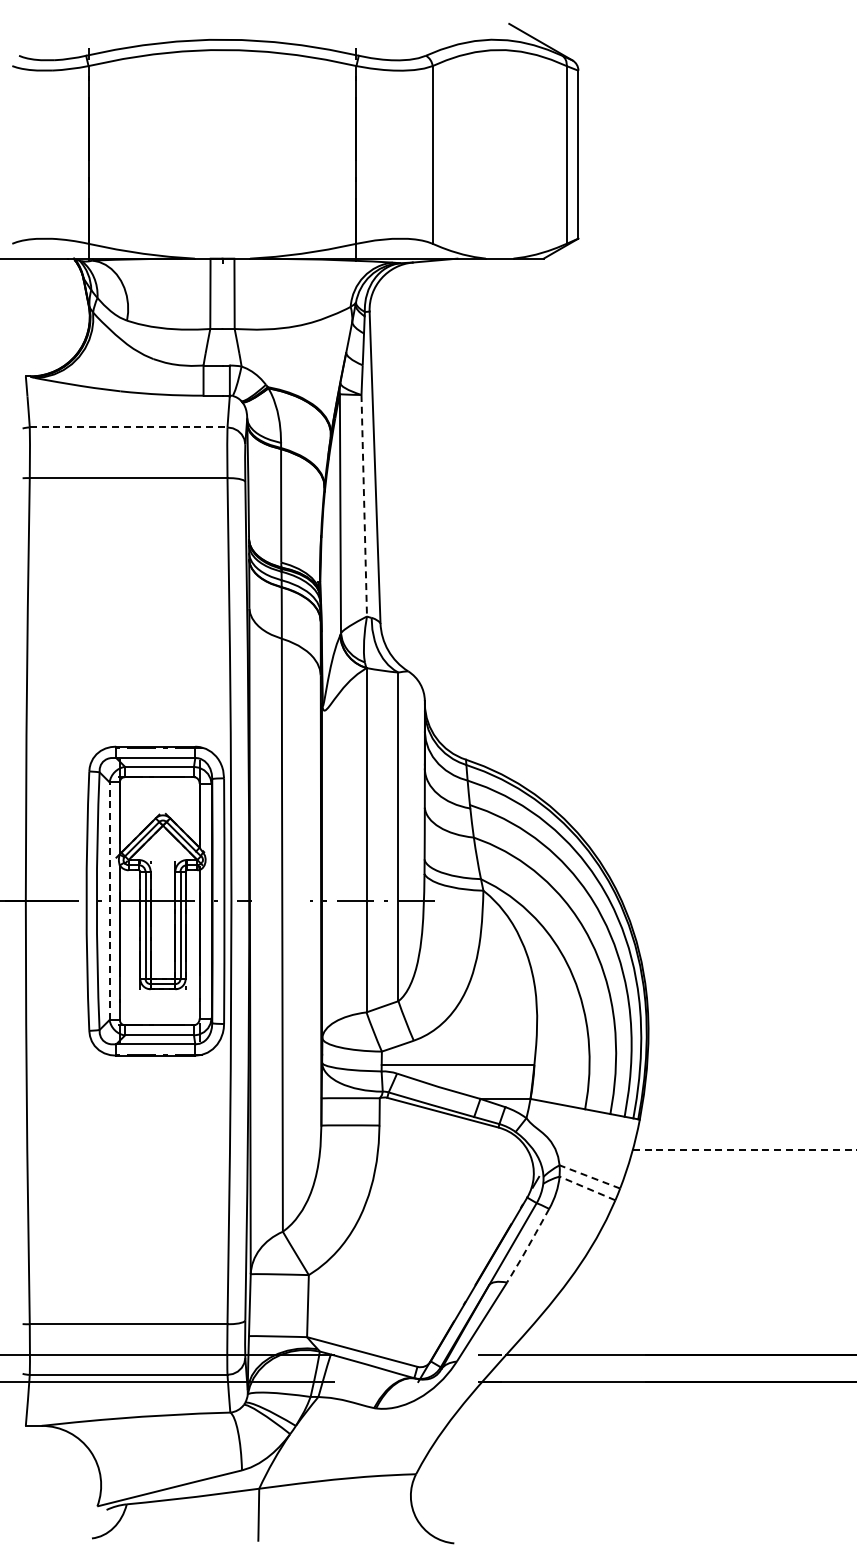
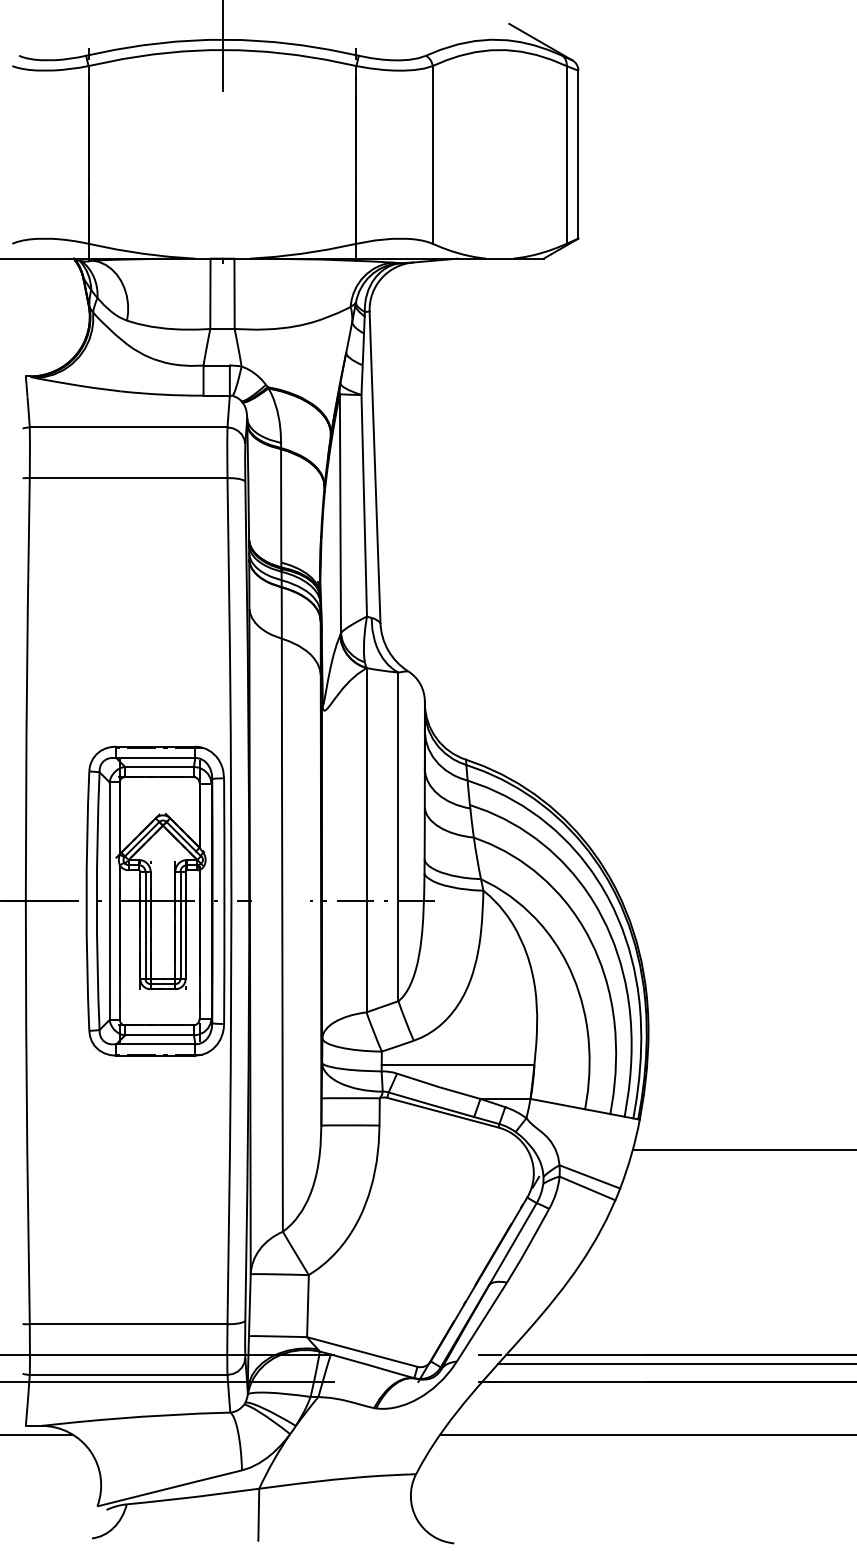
line: none -> present (222, 47)
line: dashed -> solid (128, 427)
line: dashed -> solid (364, 505)
line: dashed -> solid (109, 901)
line: dashed -> solid (744, 1149)
line: dashed -> solid (589, 1176)
line: dashed -> solid (587, 1188)
line: dashed -> solid (528, 1245)
line: none -> present (675, 1363)
line: none -> present (37, 1435)
line: none -> present (646, 1435)
